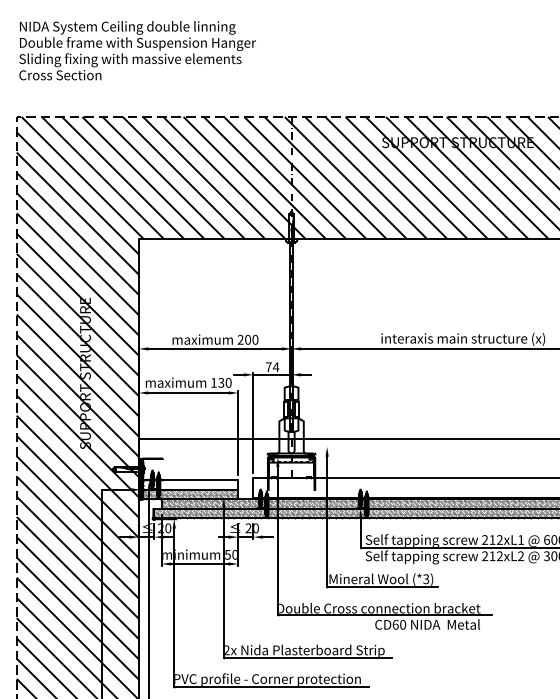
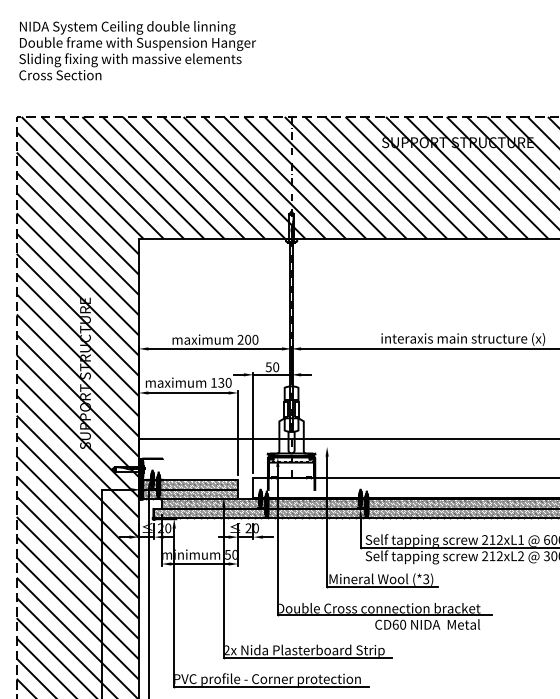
text: 74 -> 50 (272, 367)
hatch: none -> present (190, 485)
